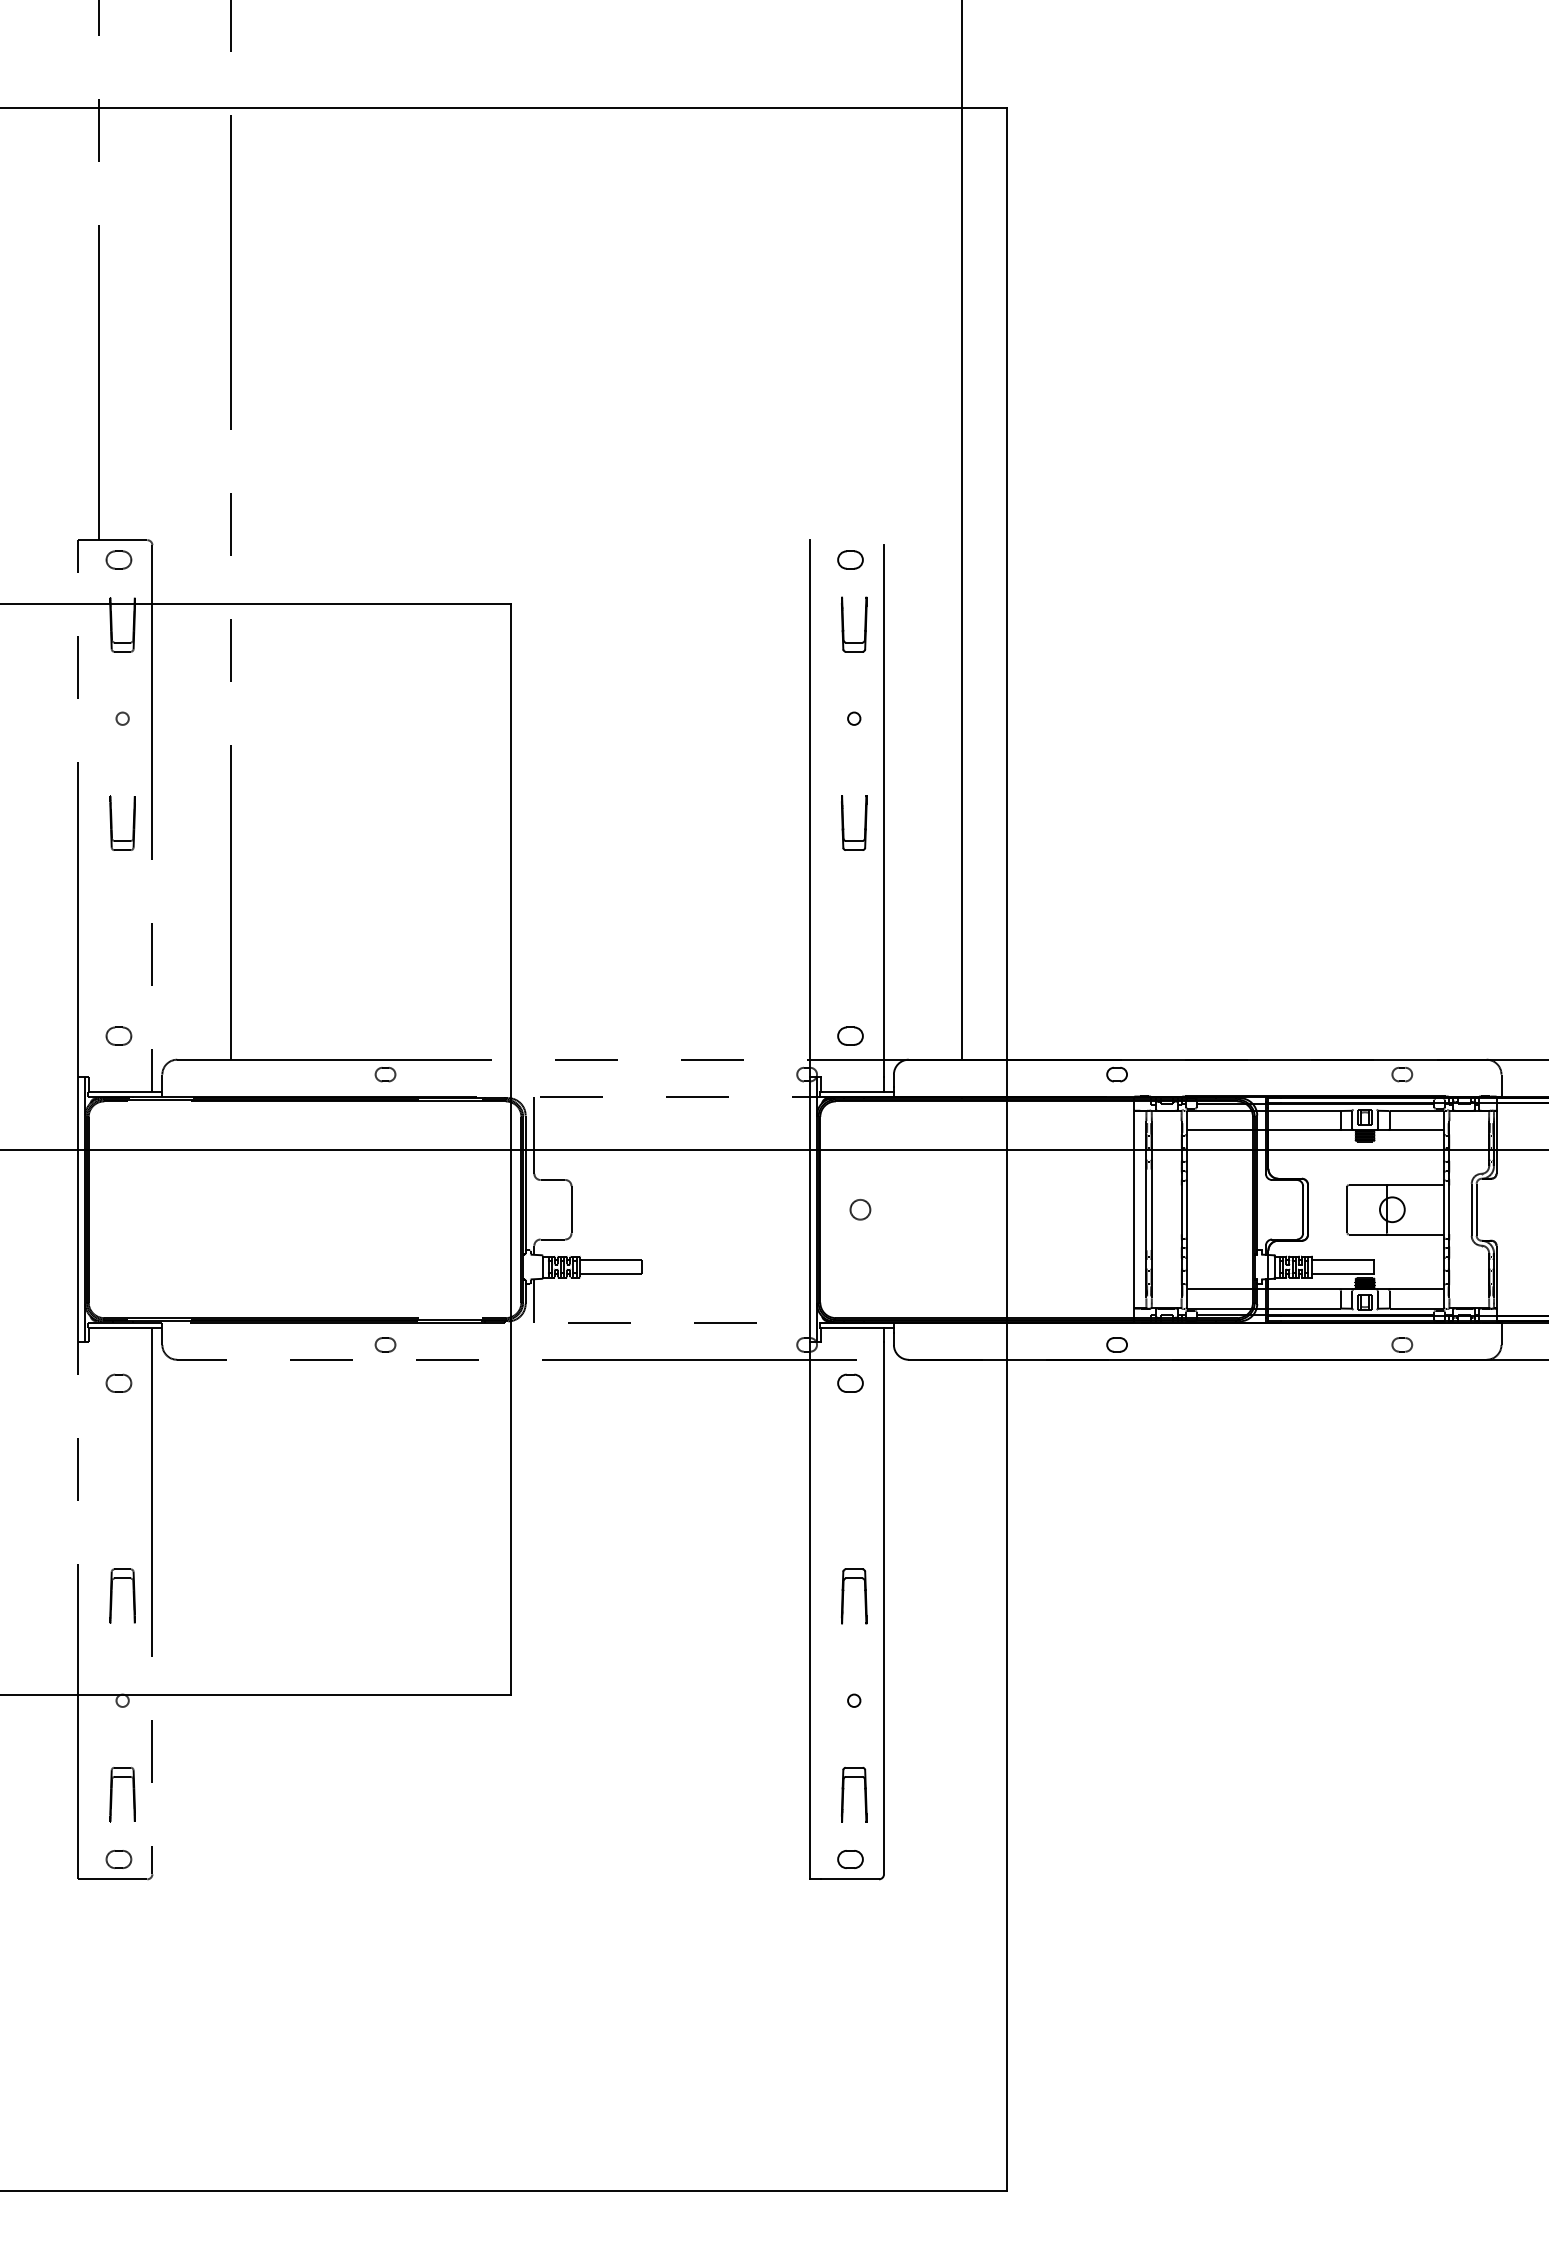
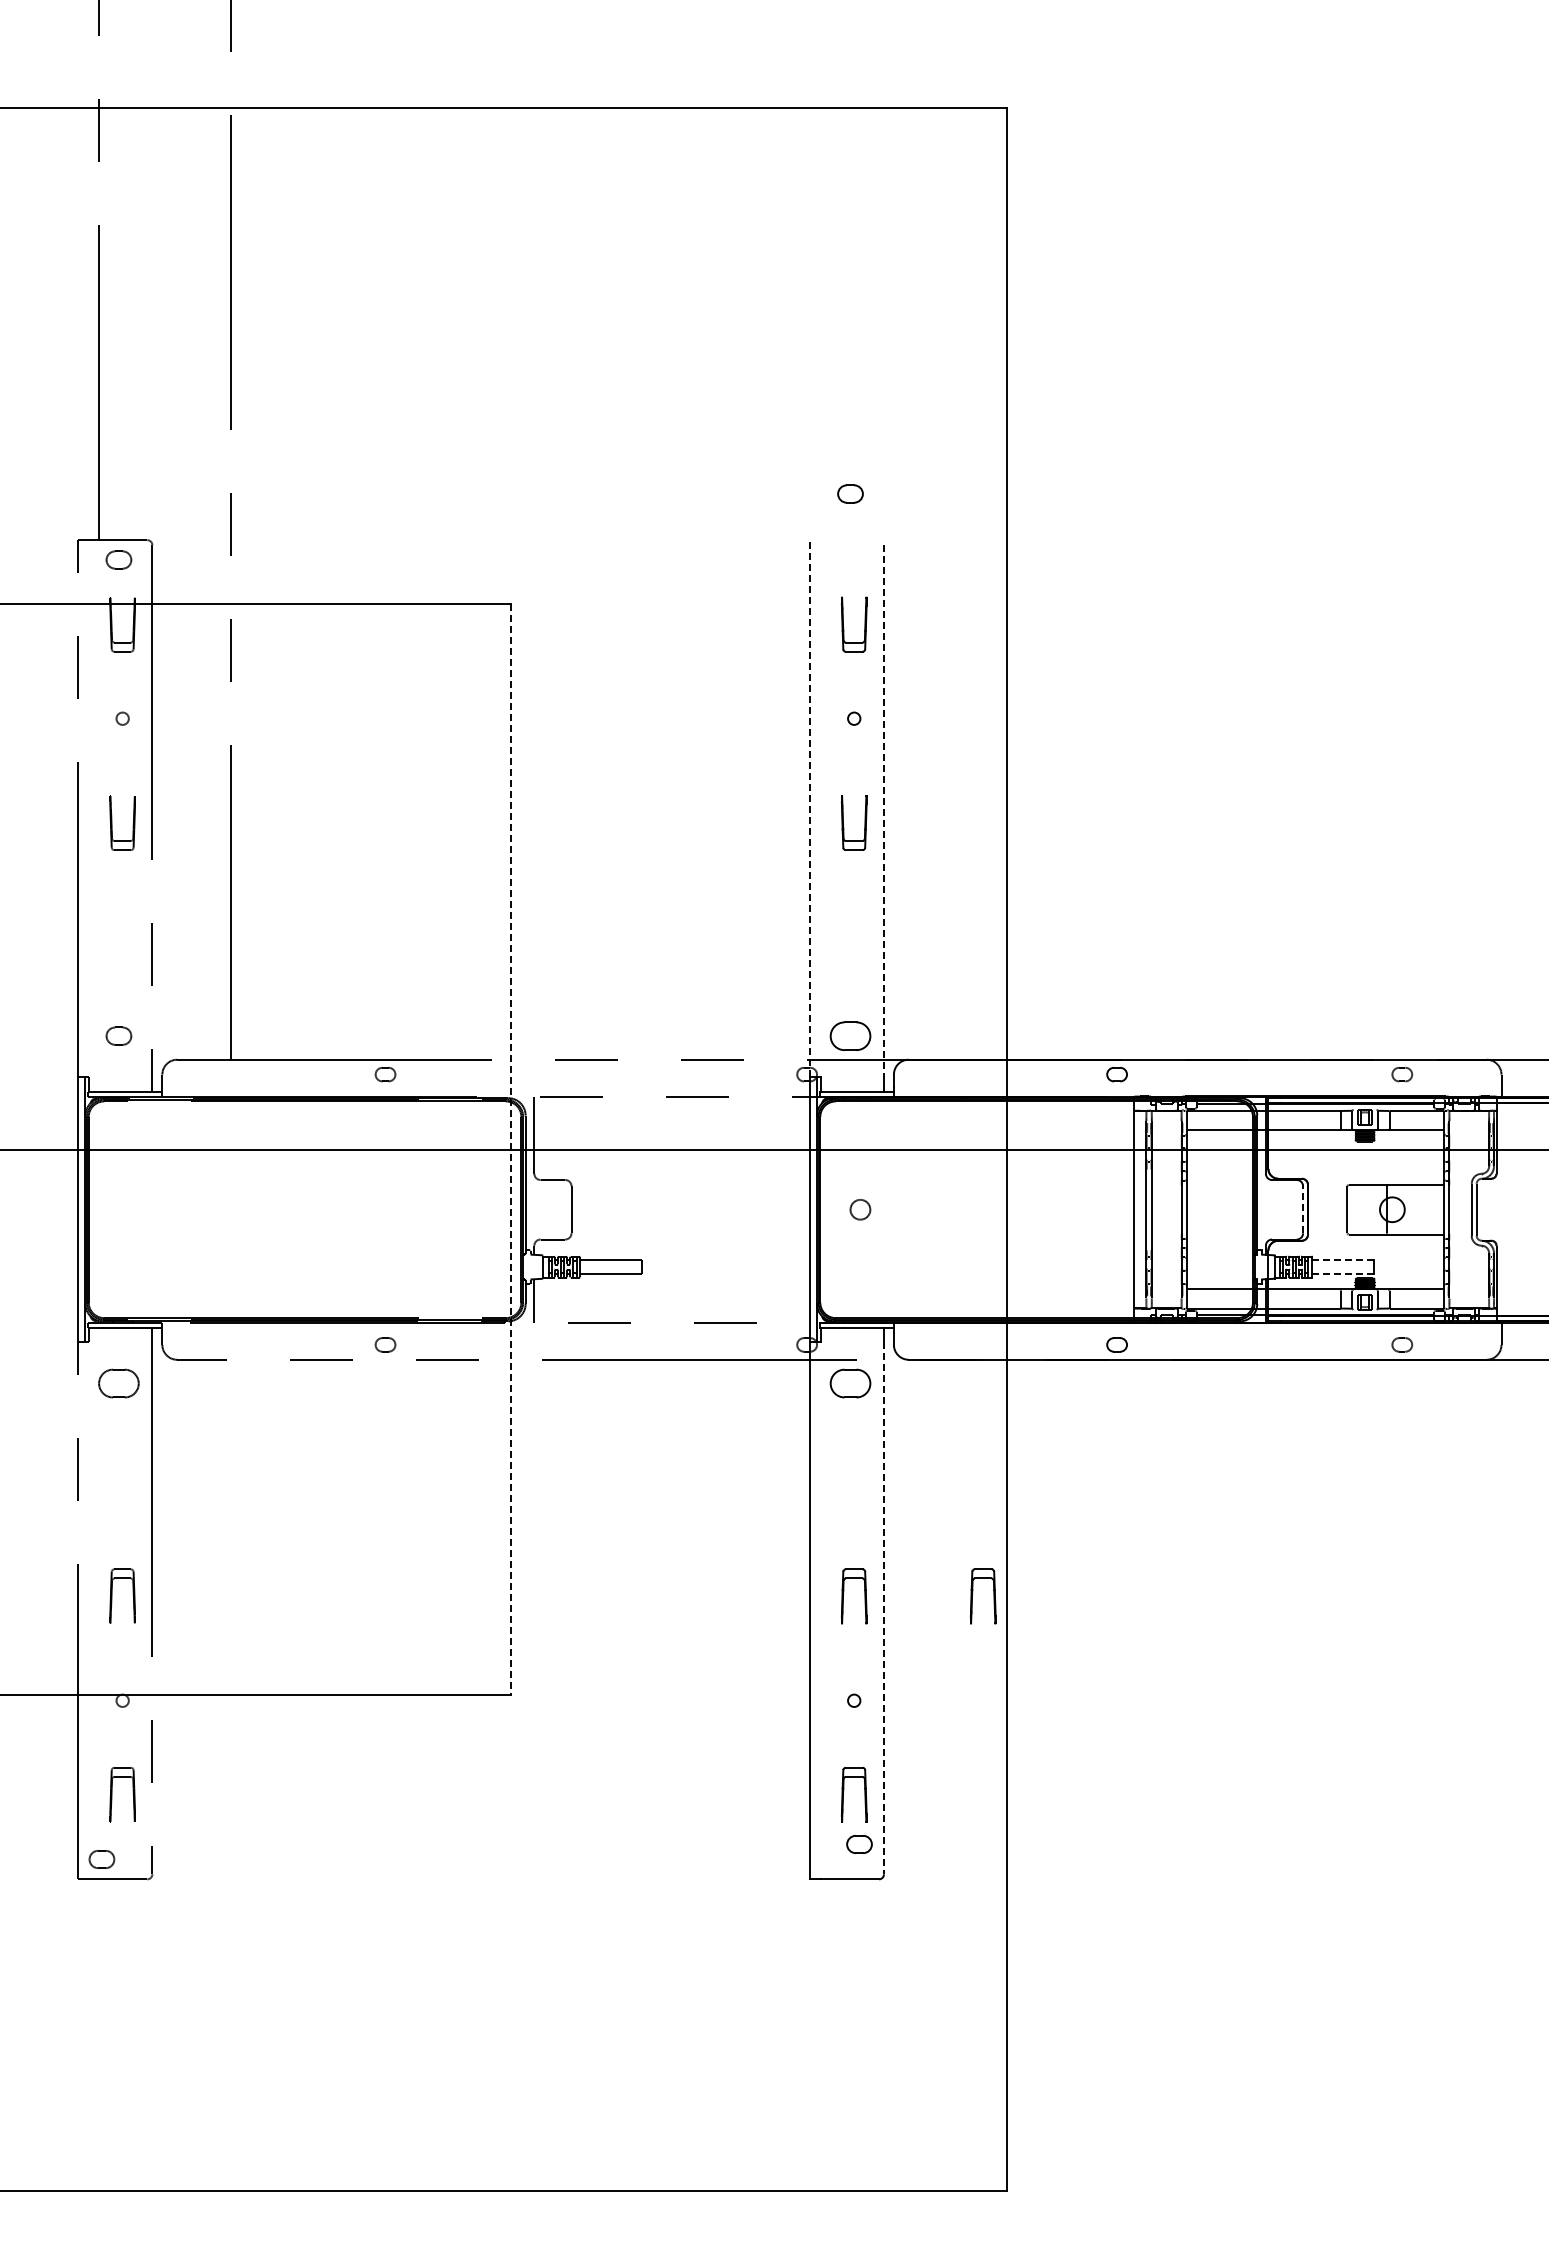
line: present -> none (962, 530)
part position: (850, 559) -> (850, 493) (850, 493)
line: solid -> dashed (809, 808)
line: solid -> dashed (884, 811)
part size: 27x20 px -> 43x30 px (850, 1035)
line: solid -> dashed (511, 1149)
line: solid -> dashed (1303, 1209)
line: solid -> dashed (1342, 1260)
line: solid -> dashed (1342, 1273)
part size: 28x20 px -> 42x31 px (118, 1383)
part size: 27x20 px -> 43x31 px (850, 1383)
part: none -> present (993, 1596)
line: solid -> dashed (884, 1608)
part position: (118, 1859) -> (101, 1859) (101, 1859)
part position: (850, 1859) -> (859, 1844) (859, 1844)
